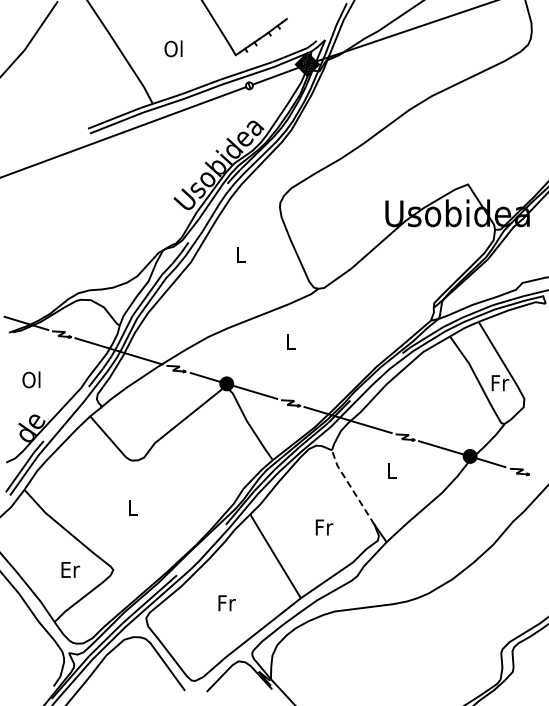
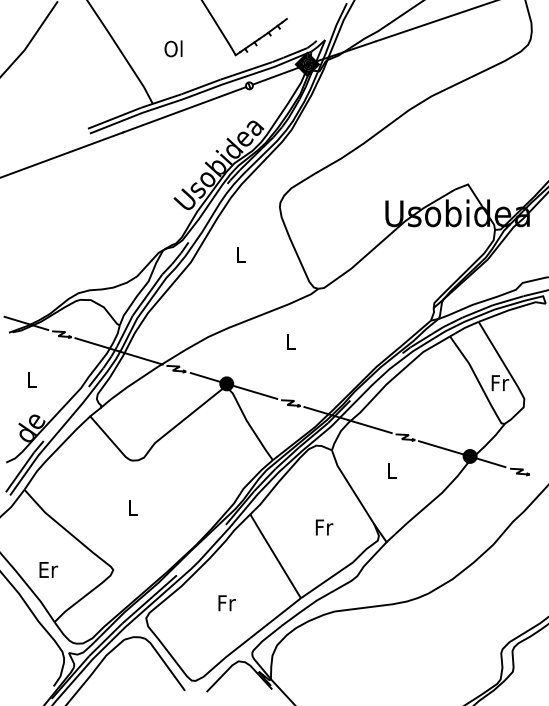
text: Ol -> L (31, 379)
line: dashed -> solid (351, 487)
text position: (70, 569) -> (48, 569) (48, 569)
